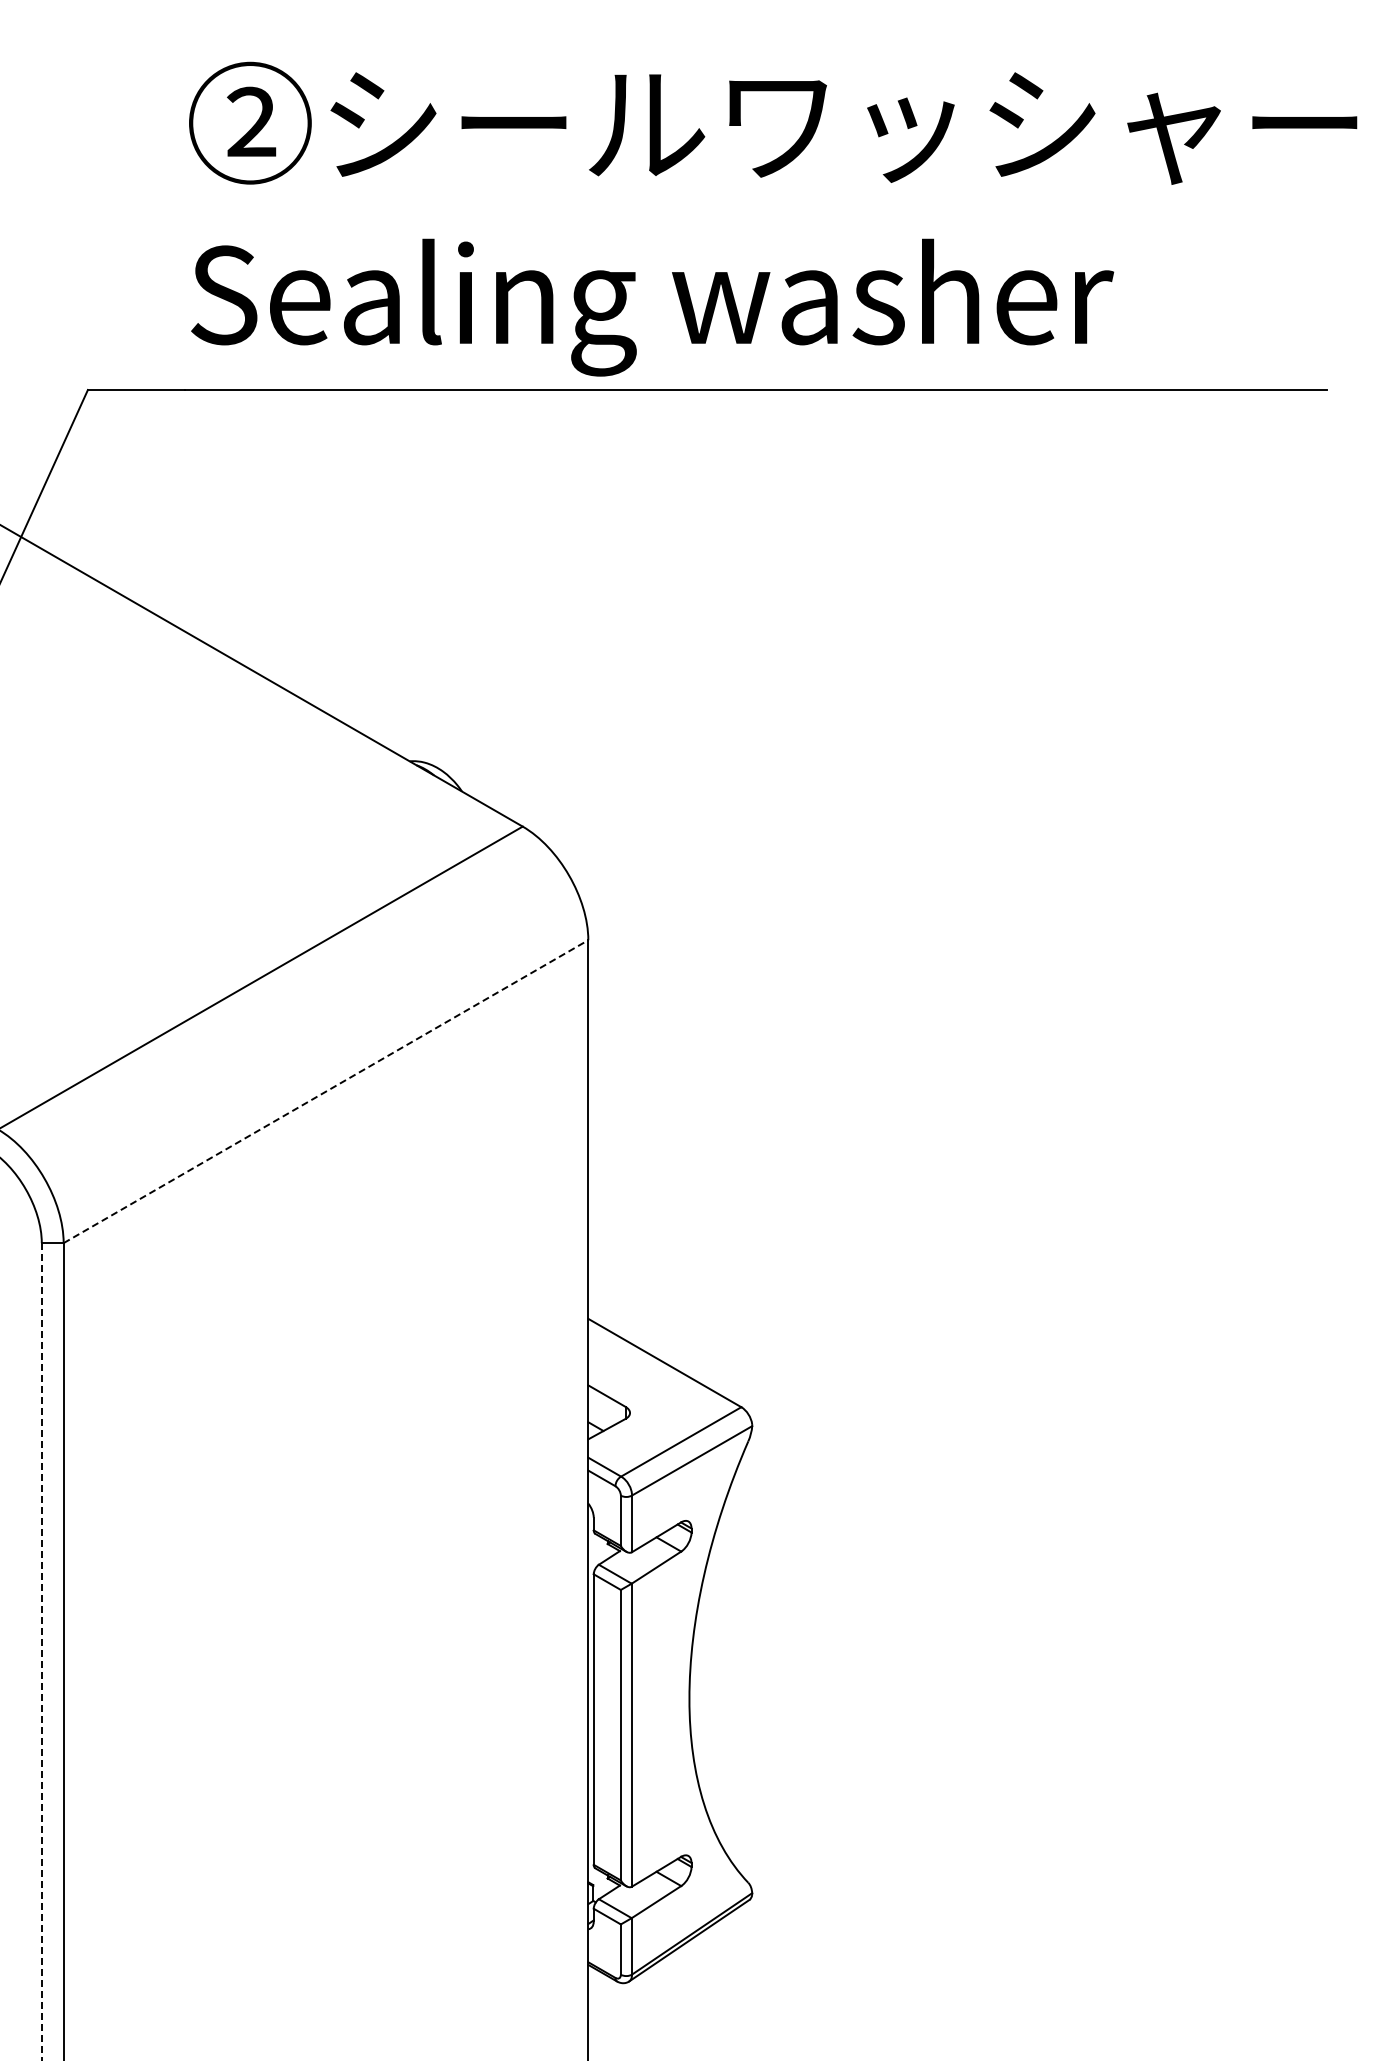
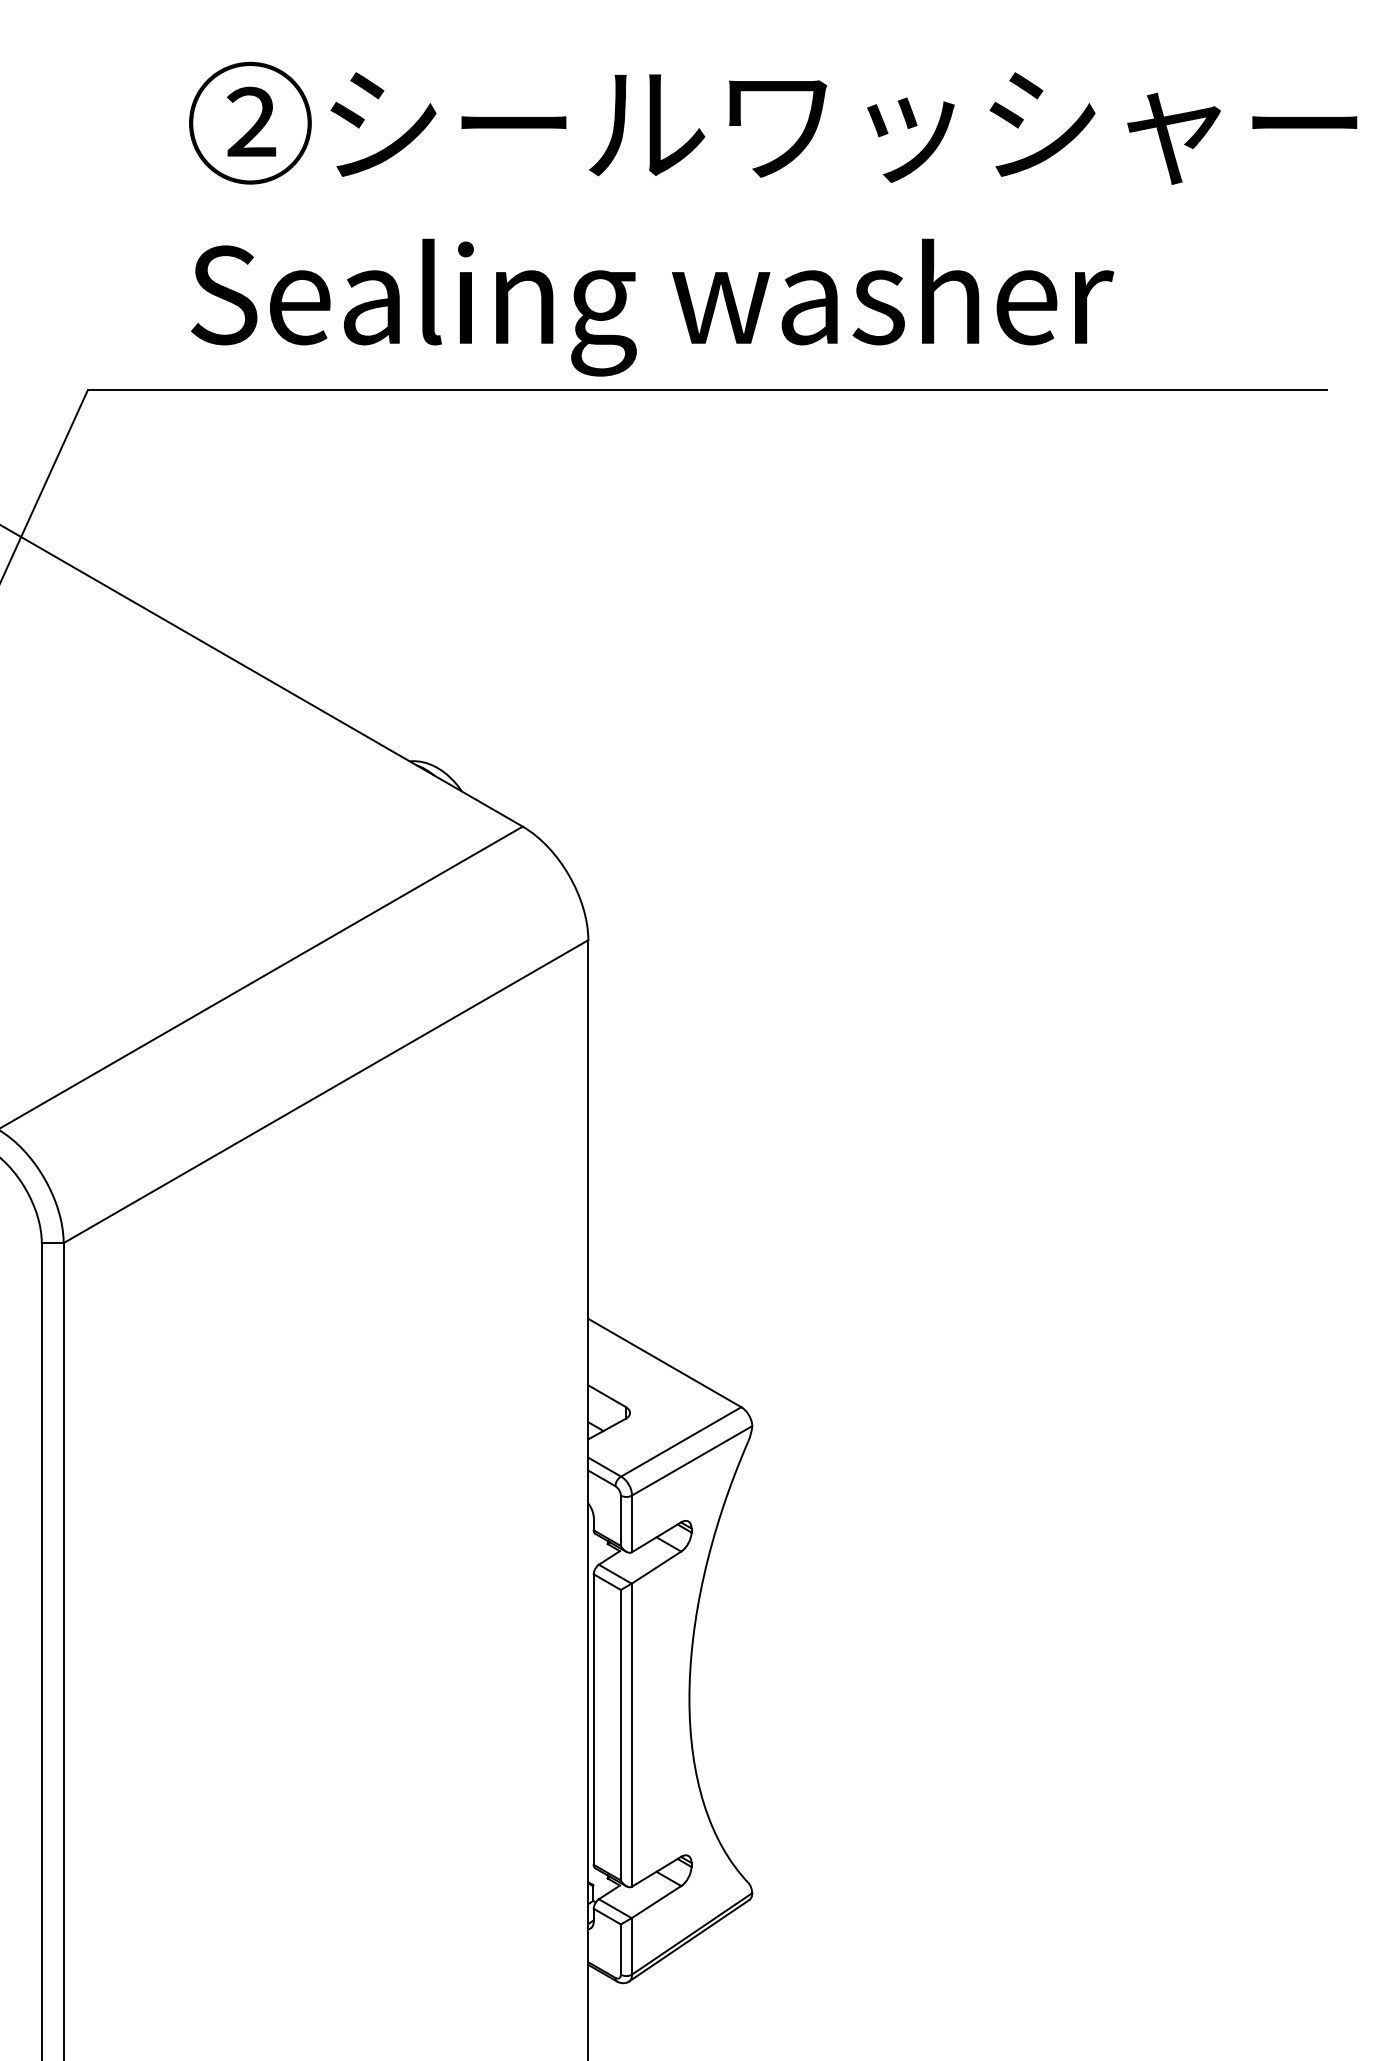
line: dashed -> solid (326, 1091)
line: dashed -> solid (41, 1651)
